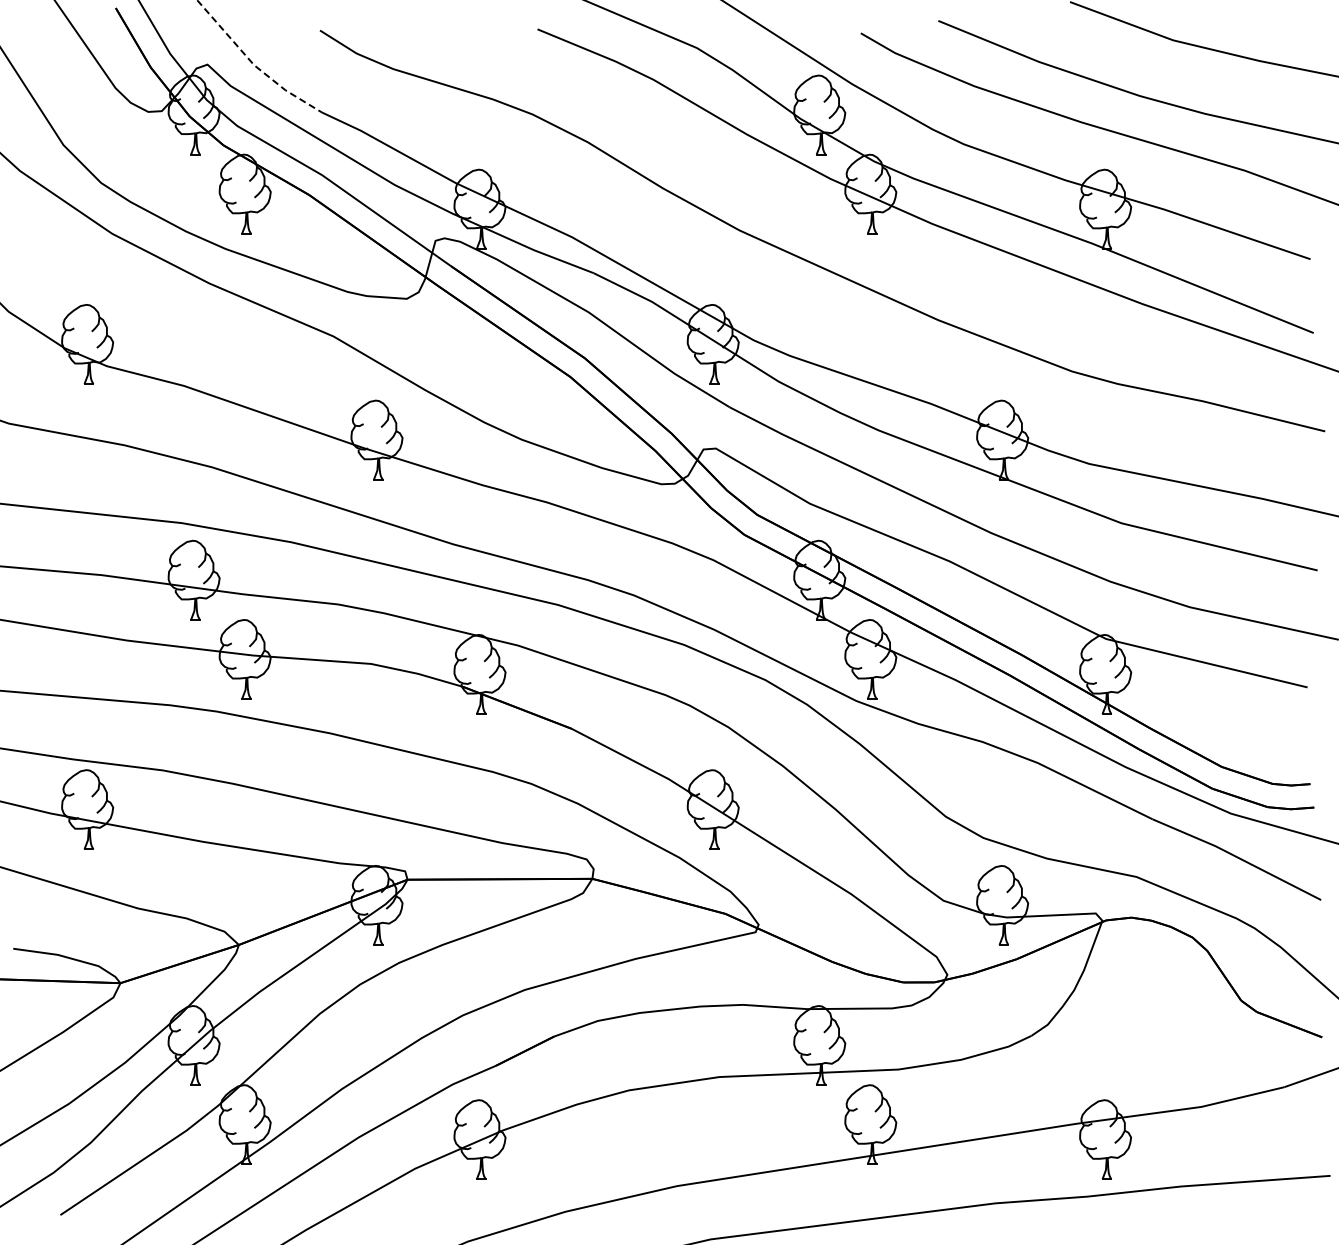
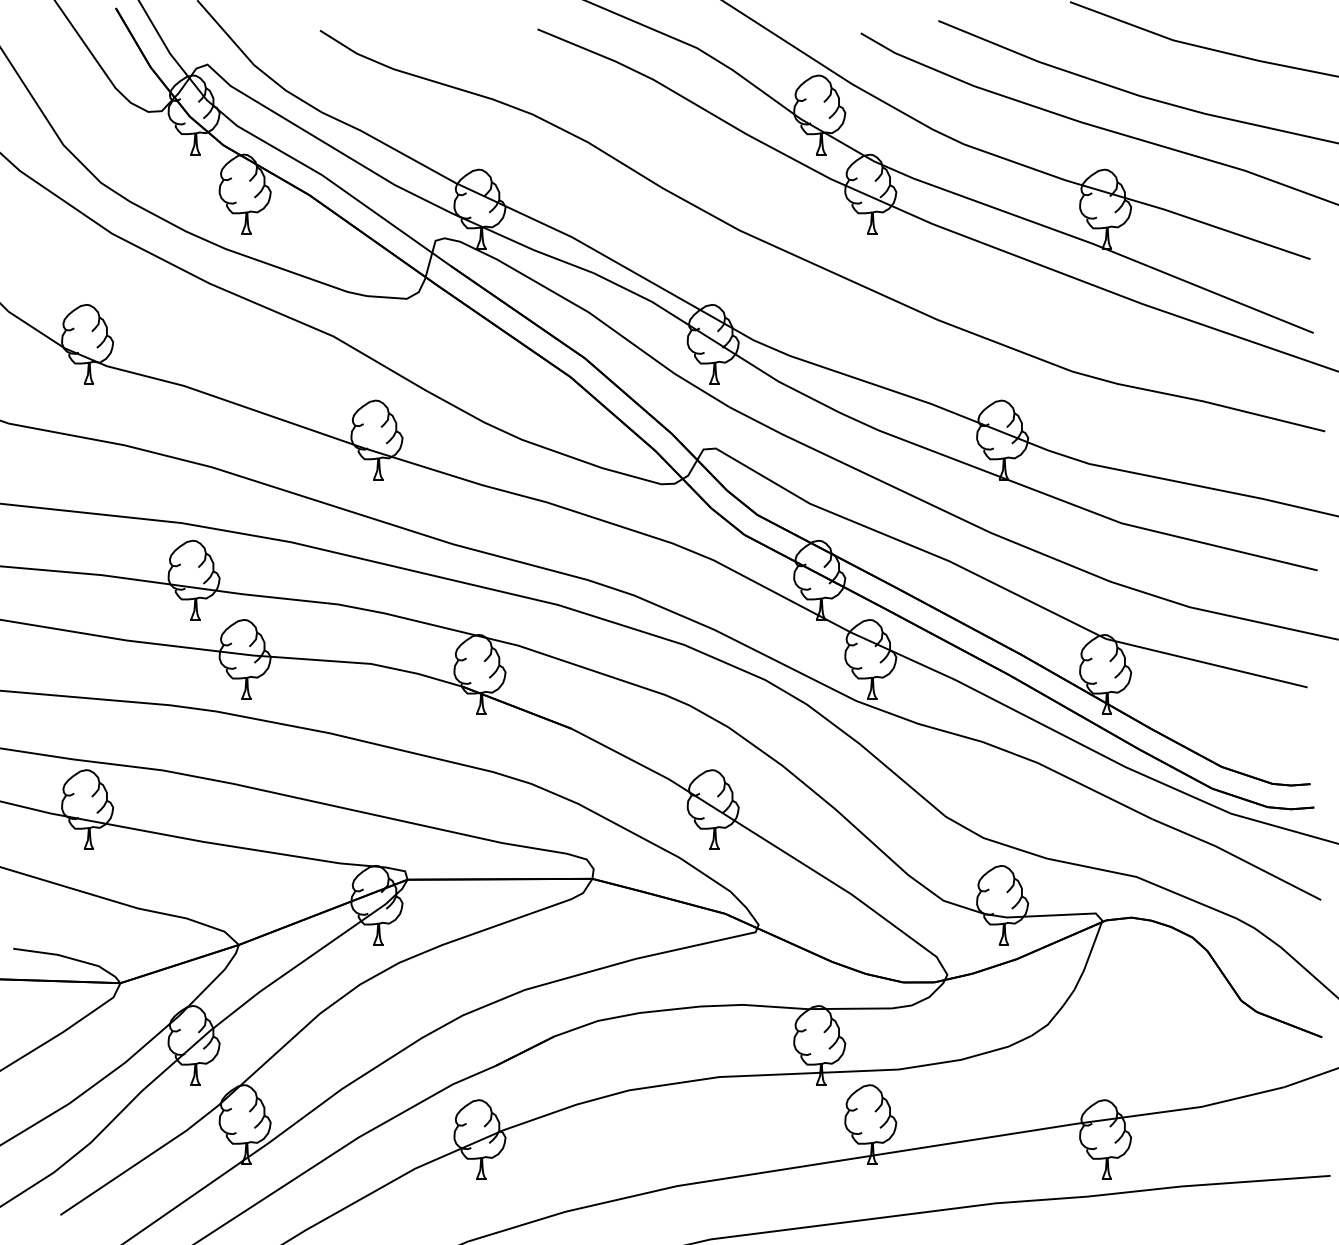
line: dashed -> solid (254, 65)
